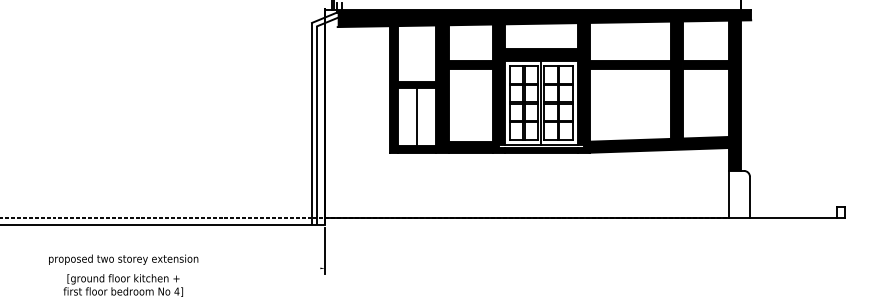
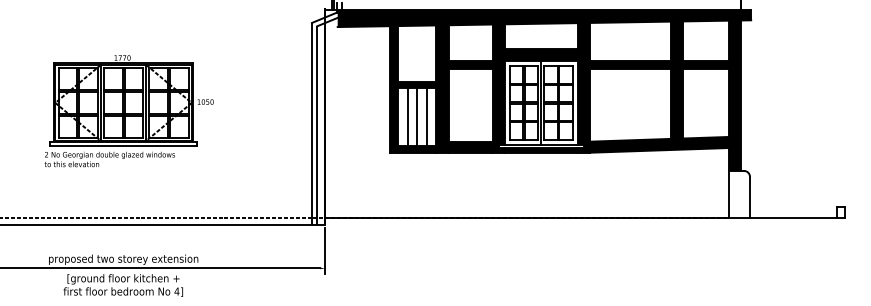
part: none -> present (128, 111)
line: none -> present (407, 116)
line: none -> present (426, 116)
line: none -> present (161, 268)
